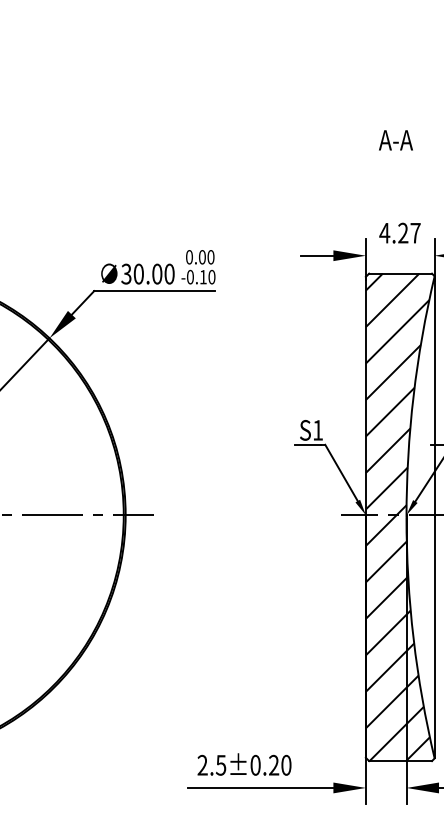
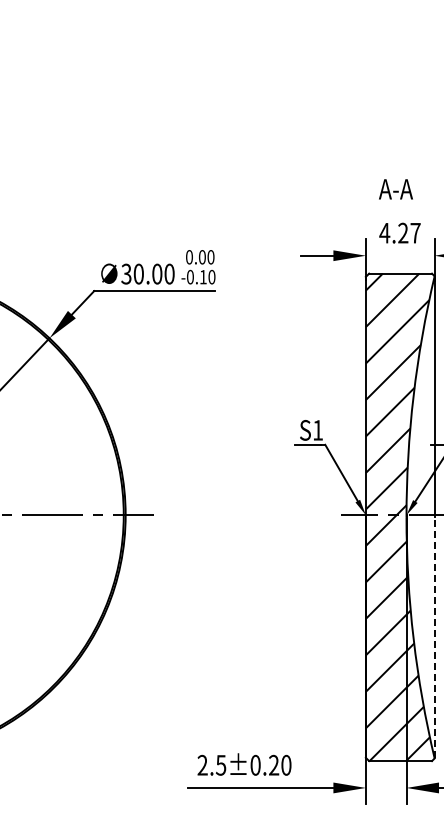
text position: (395, 140) -> (395, 189) (395, 189)
line: solid -> dashed (434, 637)
